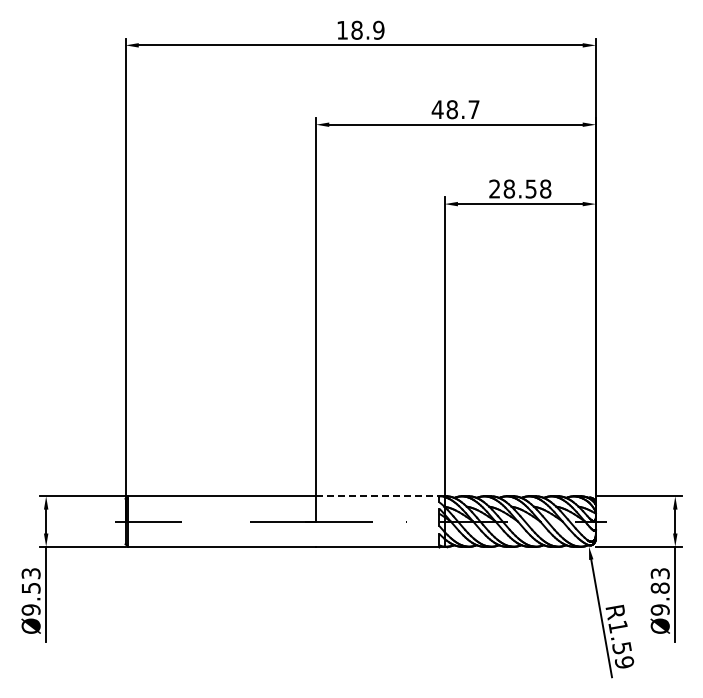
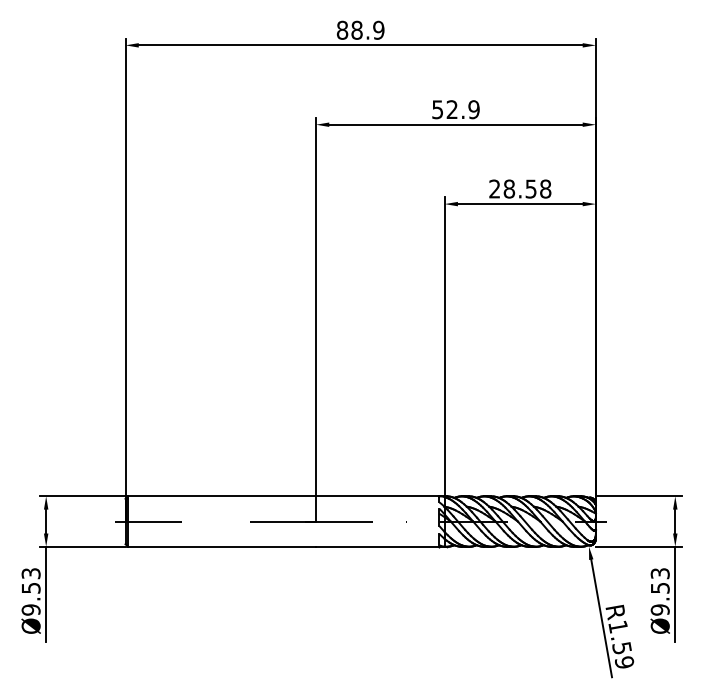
text: 18.9 -> 88.9 (342, 29)
text: 48.7 -> 52.9 (455, 109)
line: dashed -> solid (377, 496)
text: Ø9.83 -> Ø9.53 (659, 587)
